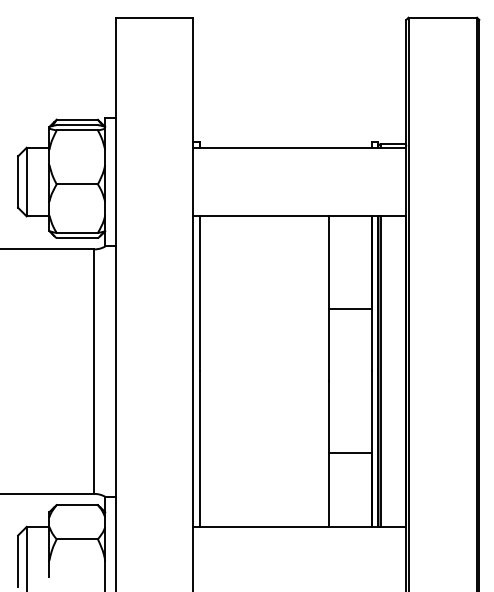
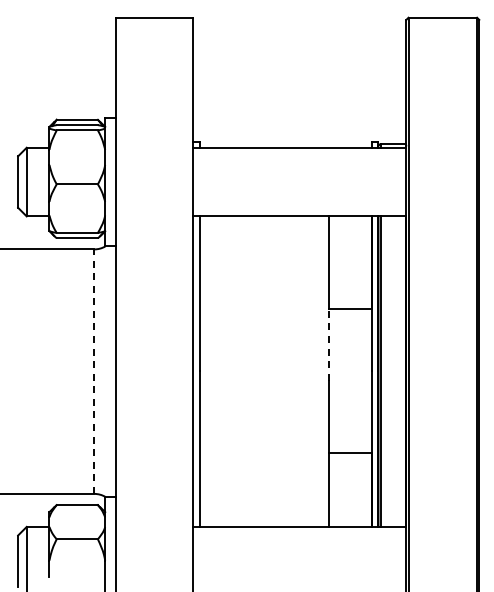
line: solid -> dashed (328, 344)
line: solid -> dashed (94, 371)
